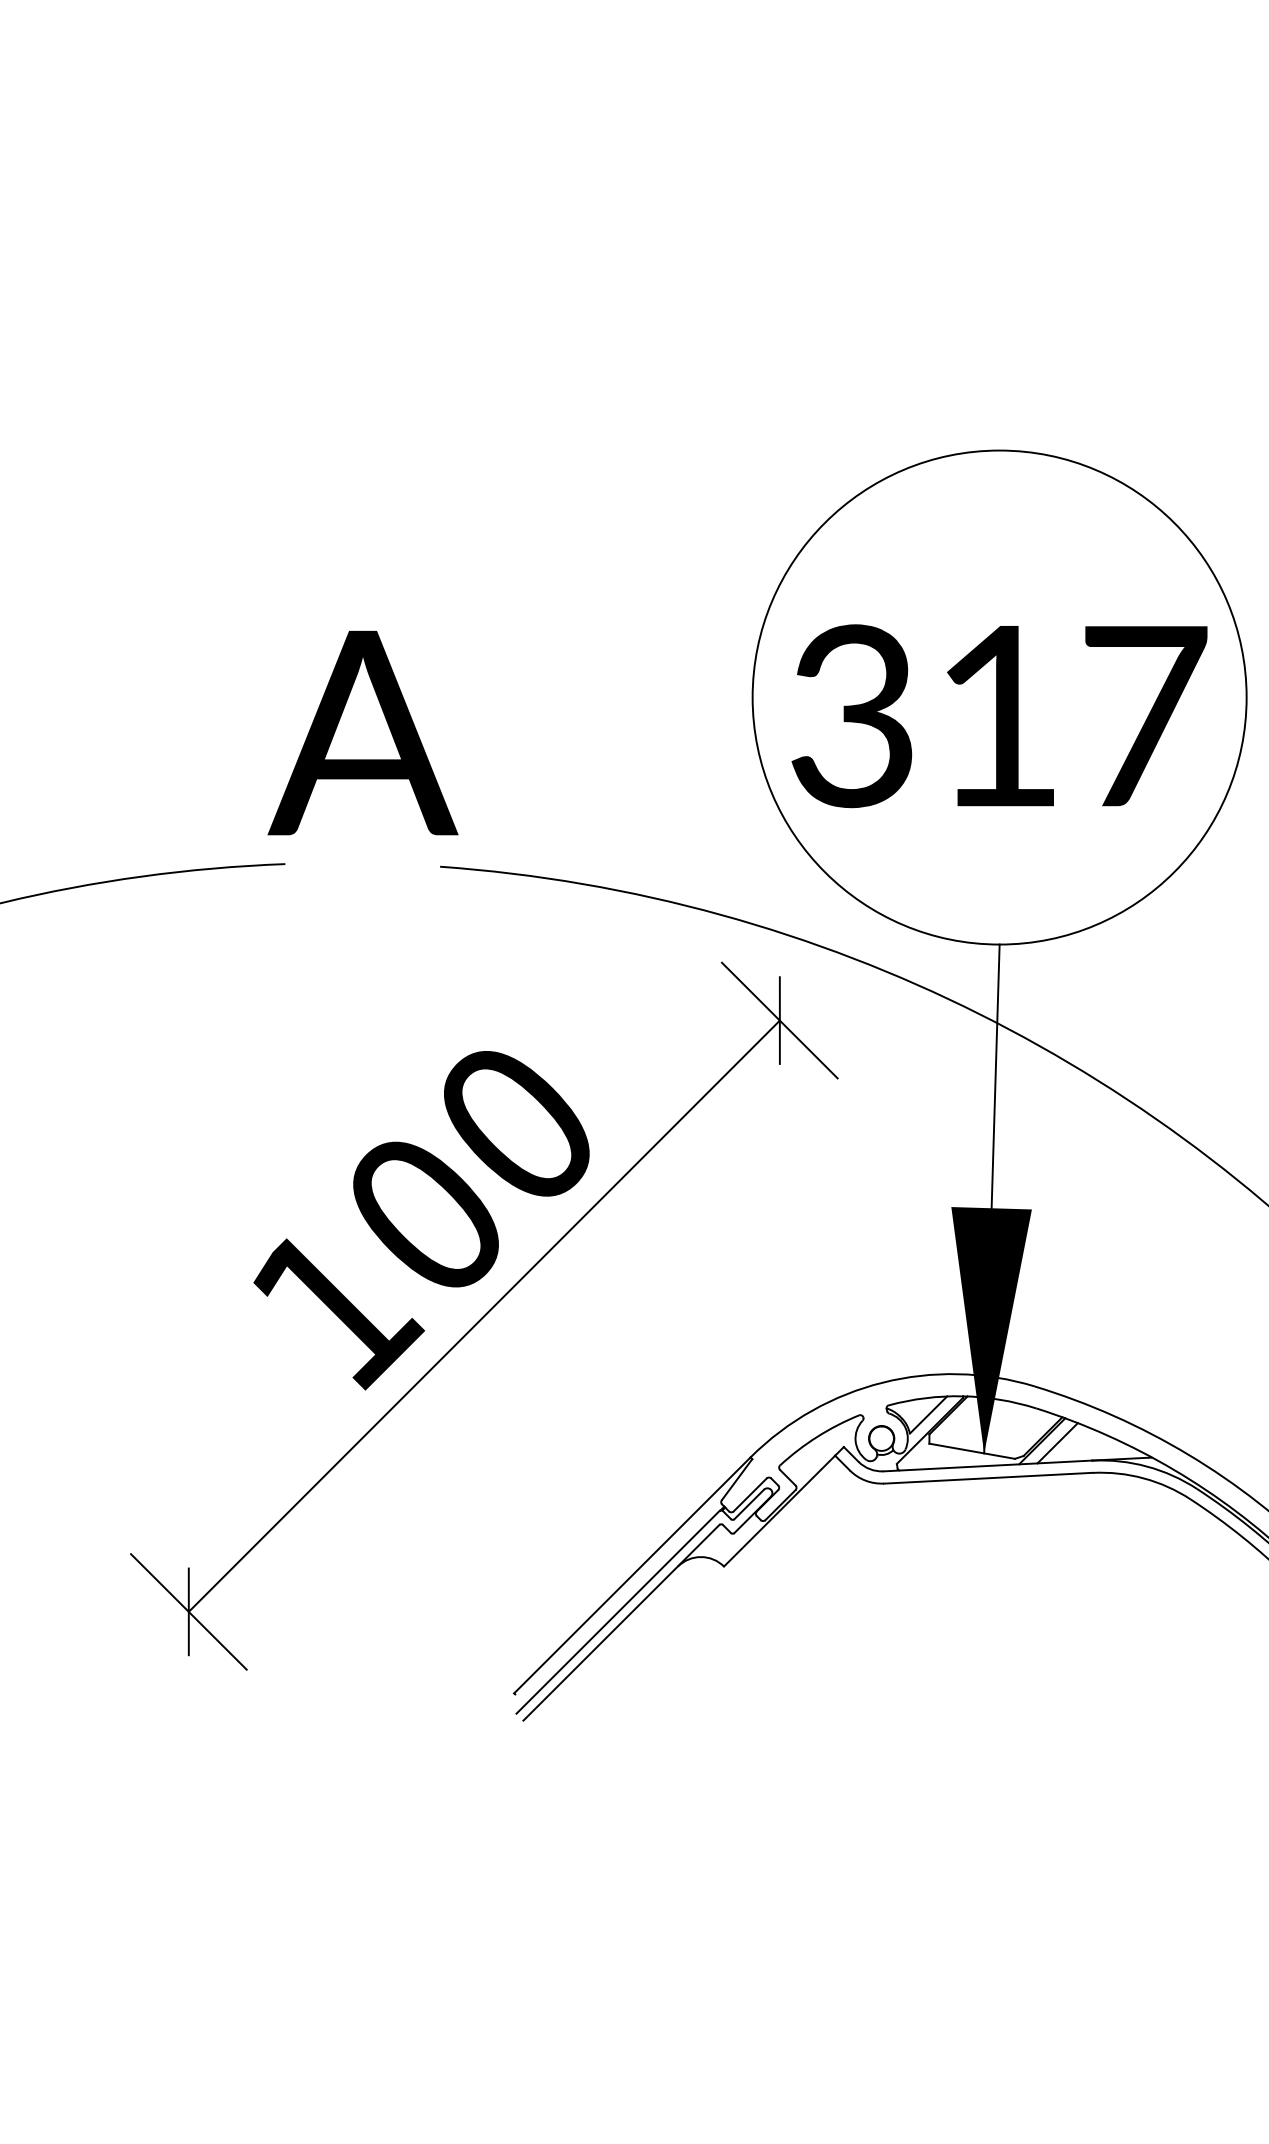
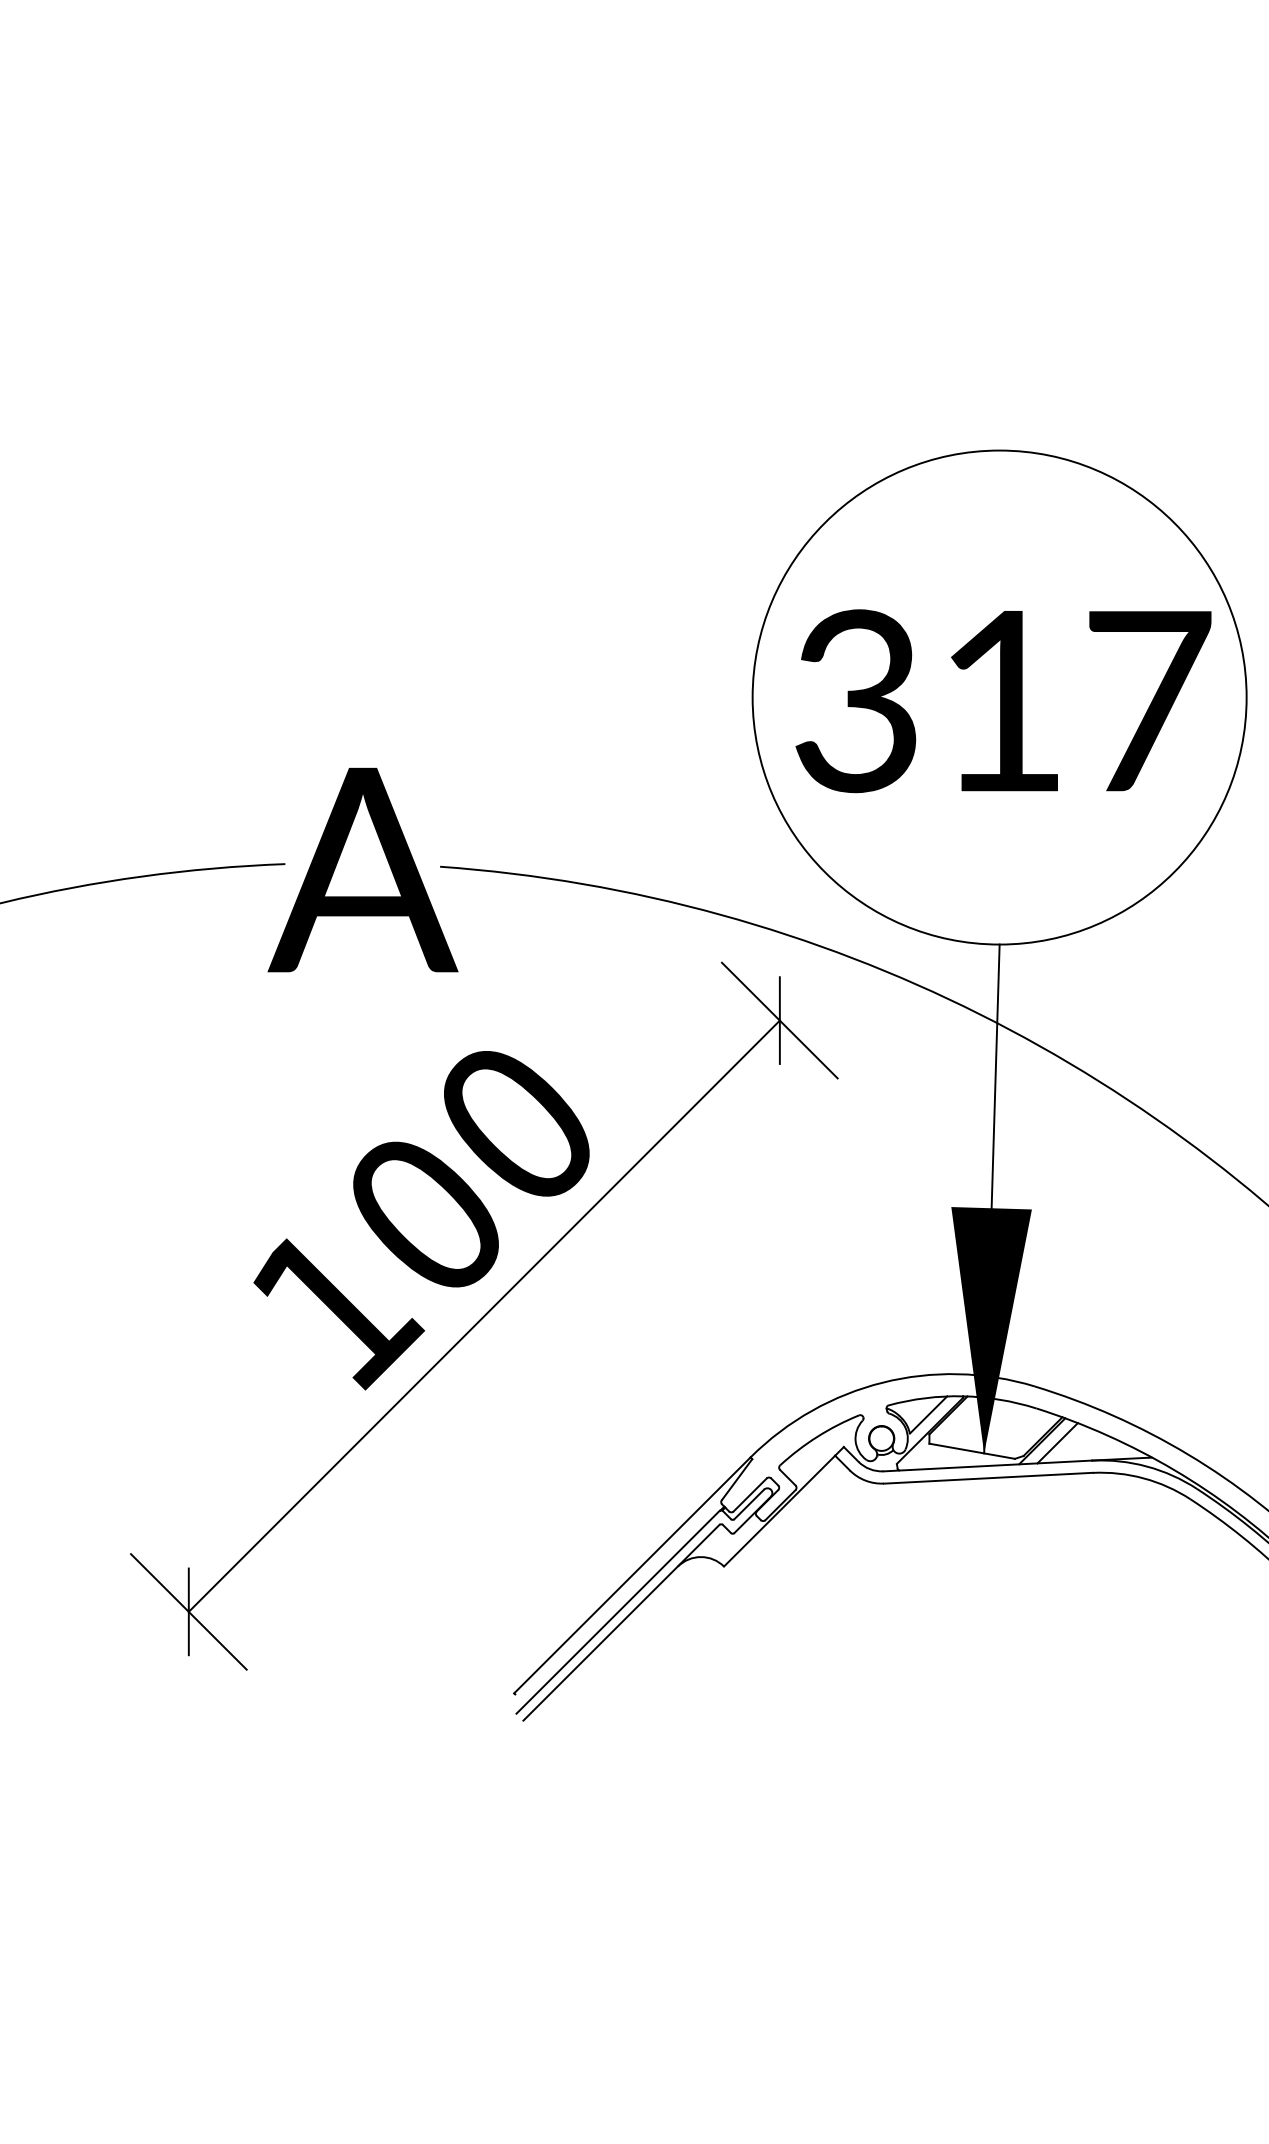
text position: (999, 716) -> (1003, 701) (1003, 701)
text position: (362, 732) -> (362, 869) (362, 869)
